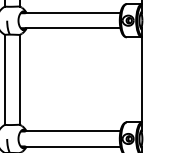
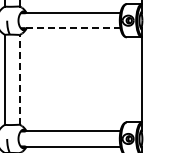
line: solid -> dashed (73, 28)
line: solid -> dashed (20, 79)
